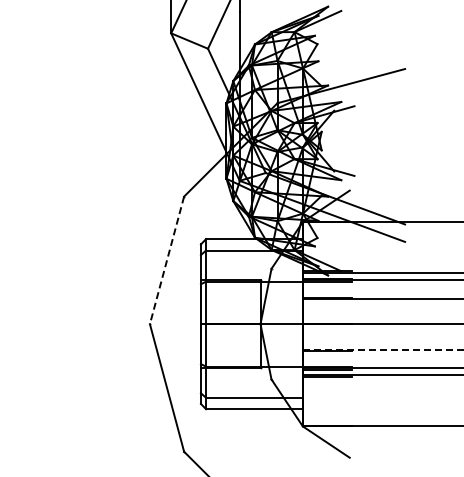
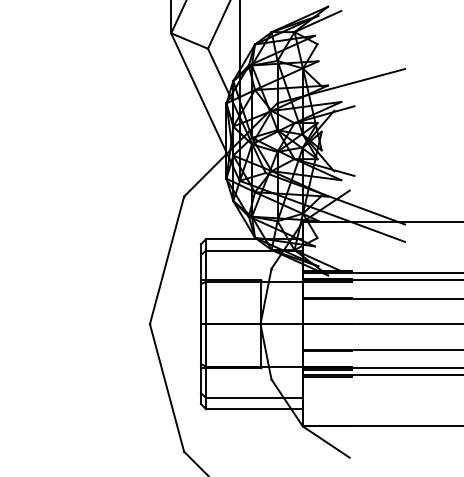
line: dashed -> solid (166, 260)
line: dashed -> solid (383, 349)
